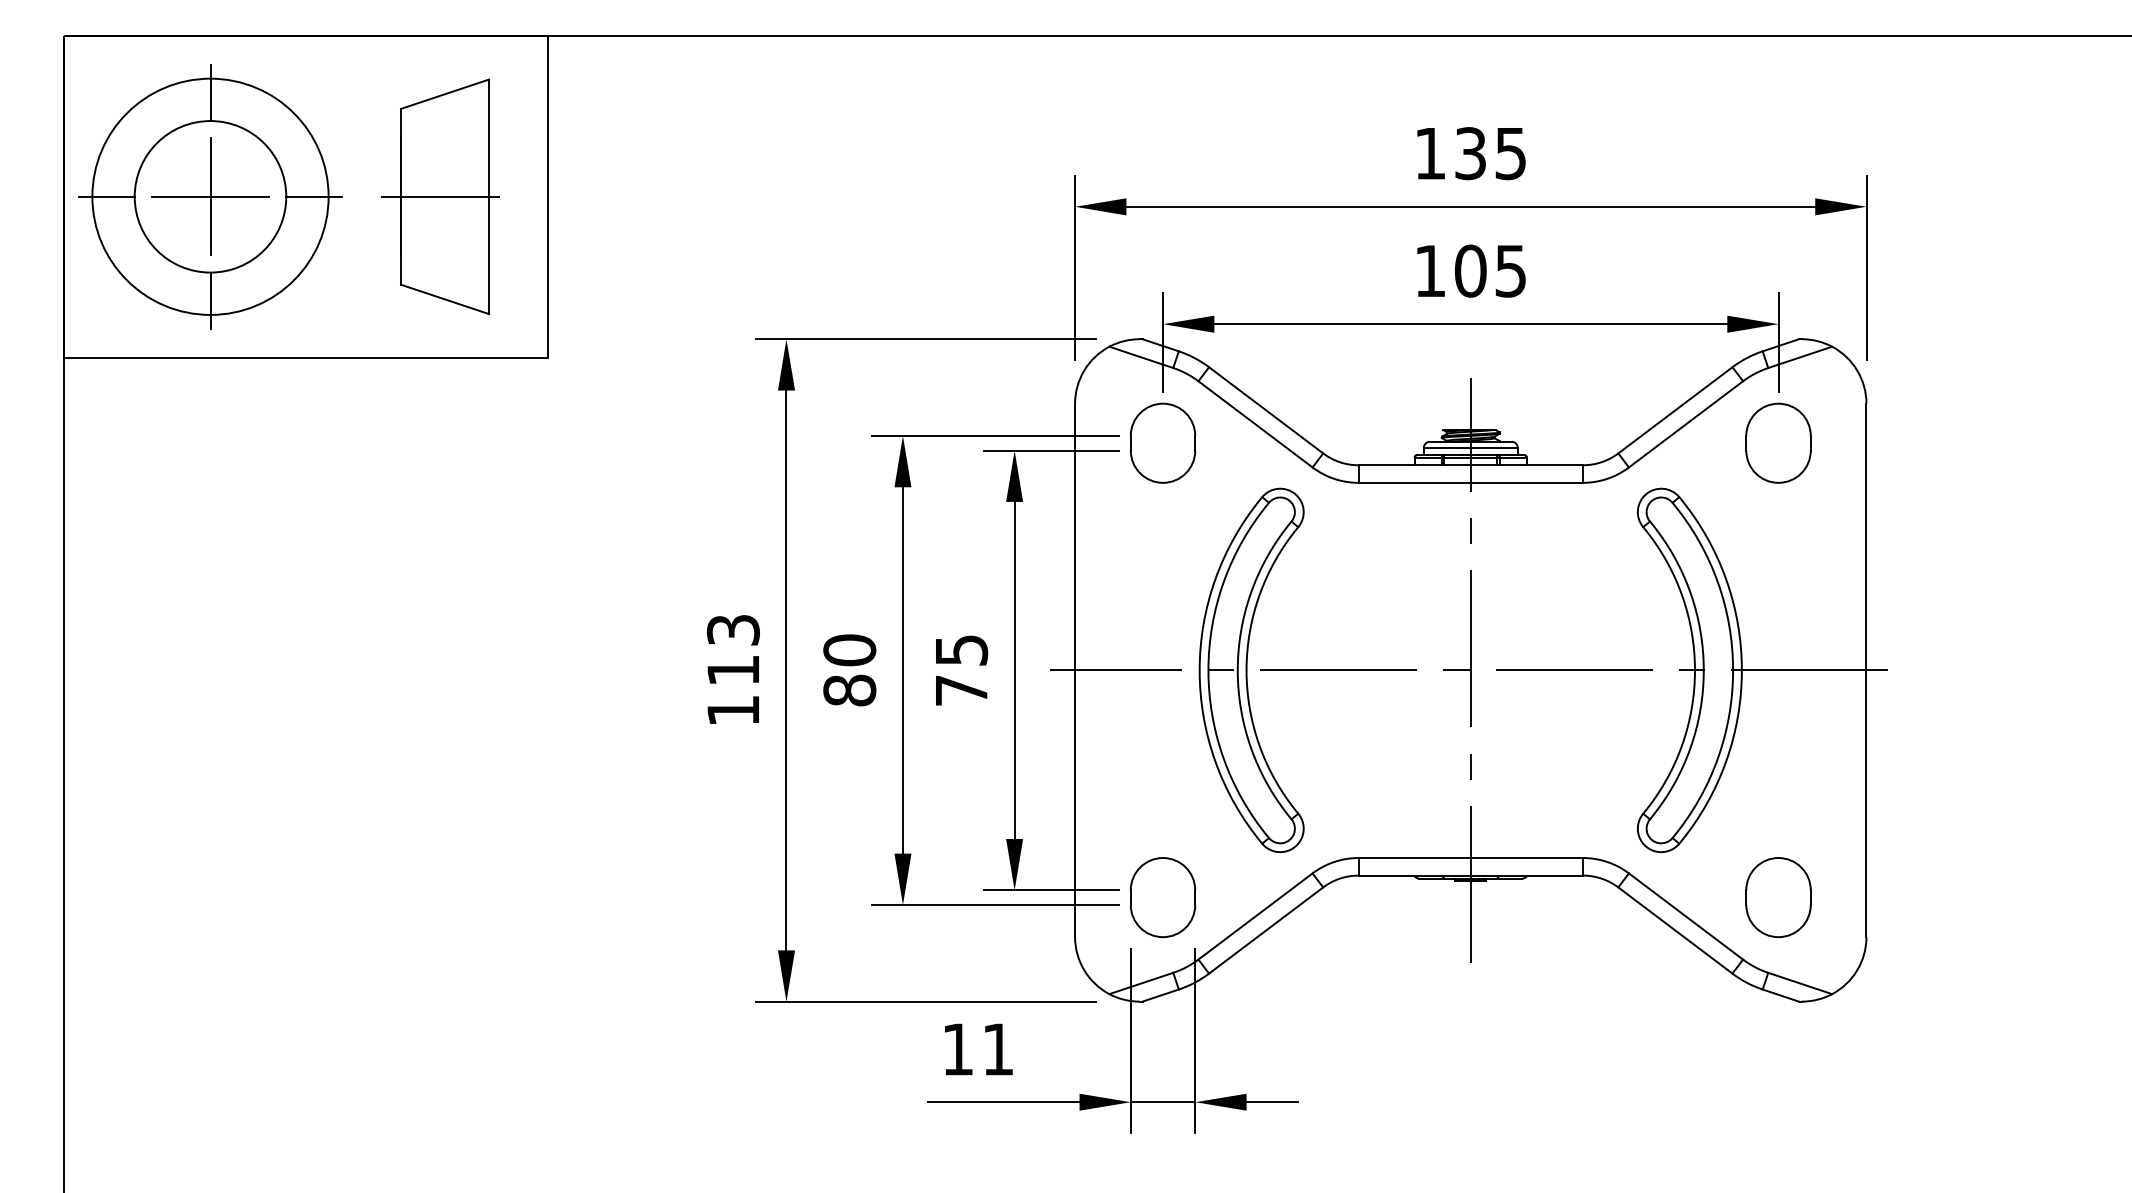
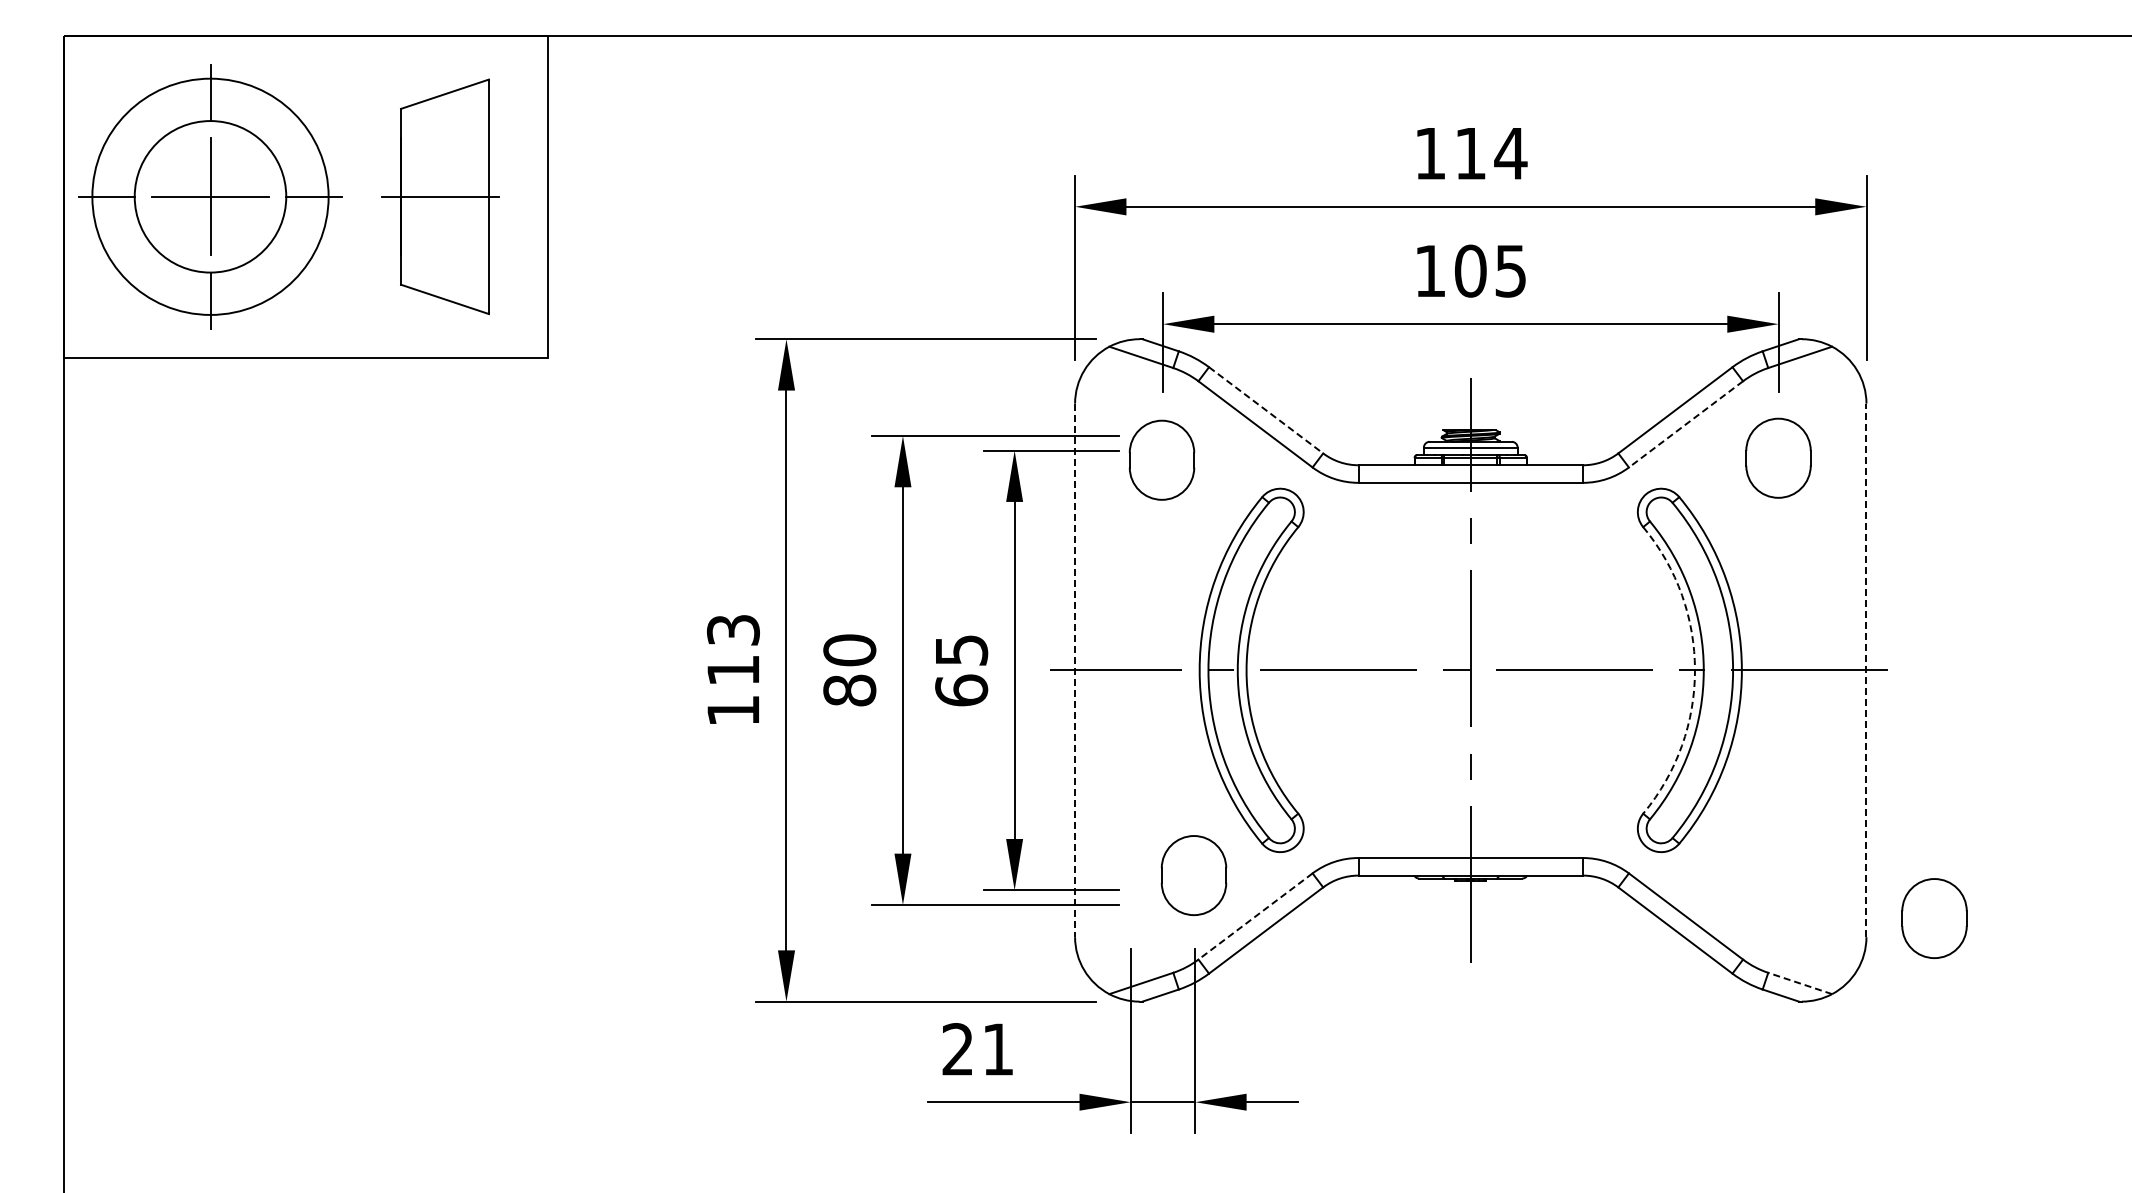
text: 135 -> 114 (1491, 153)
line: solid -> dashed (1266, 410)
line: solid -> dashed (1686, 424)
part position: (1162, 442) -> (1161, 459) (1161, 459)
part position: (1778, 442) -> (1778, 457) (1778, 457)
line: solid -> dashed (1075, 670)
arc: solid -> dashed (1694, 670)
line: solid -> dashed (1866, 670)
text: 75 -> 65 (961, 690)
part position: (1162, 897) -> (1193, 875) (1193, 875)
part position: (1778, 897) -> (1934, 918) (1934, 918)
line: solid -> dashed (1255, 916)
line: solid -> dashed (1800, 983)
text: 11 -> 21 (957, 1049)
